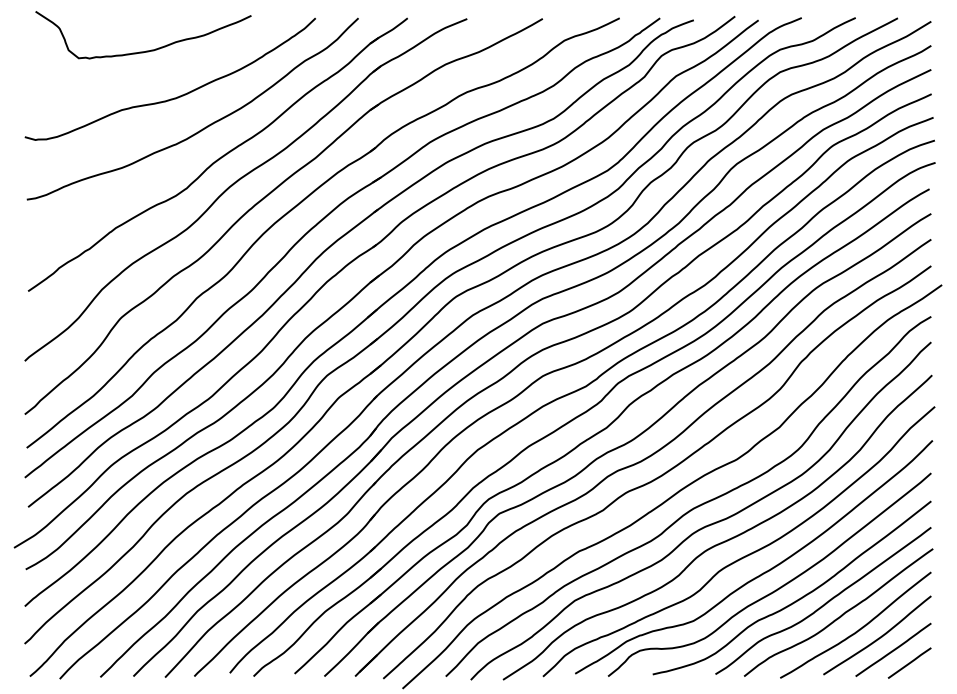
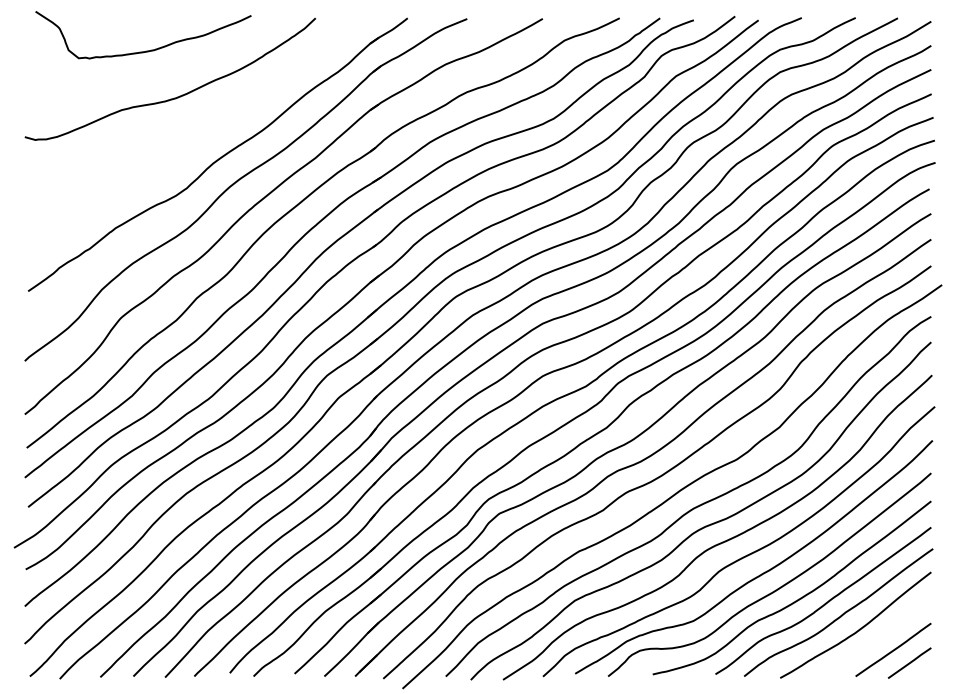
curve: present -> none (205, 126)
curve: present -> none (878, 637)
